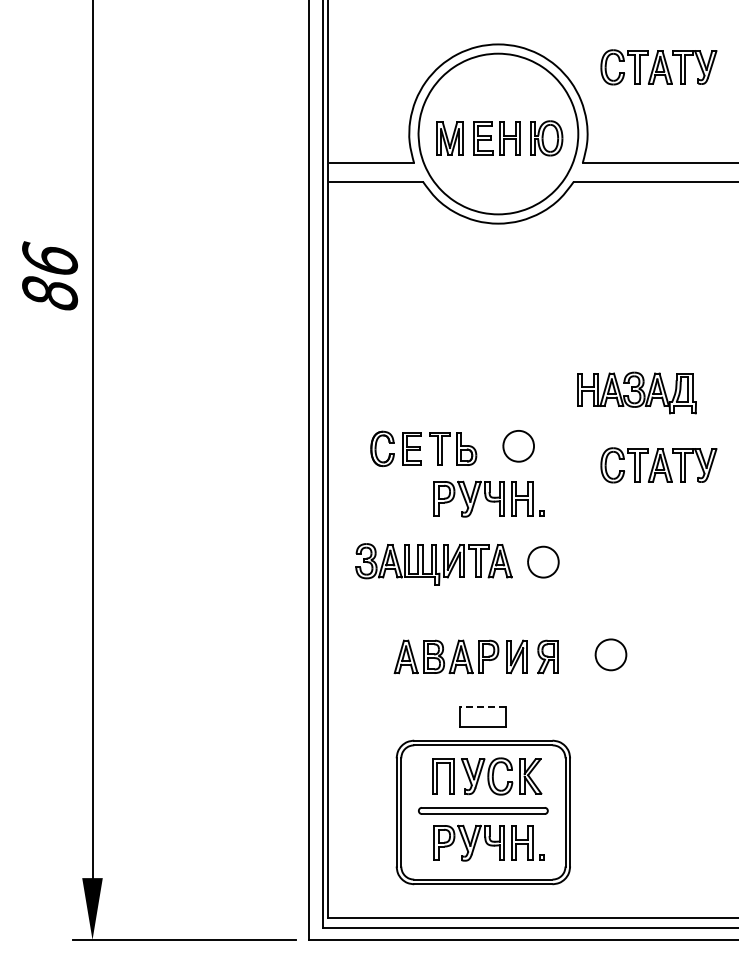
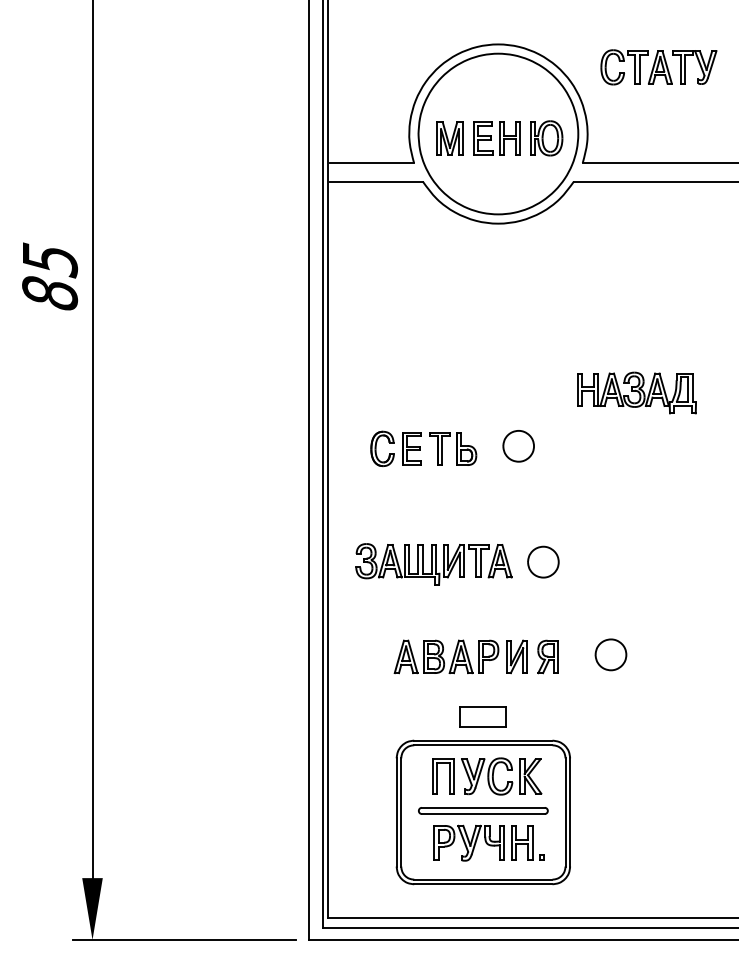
text: 86 -> 85 (50, 259)
part: present -> none (658, 465)
part: present -> none (488, 498)
line: dashed -> solid (482, 706)
